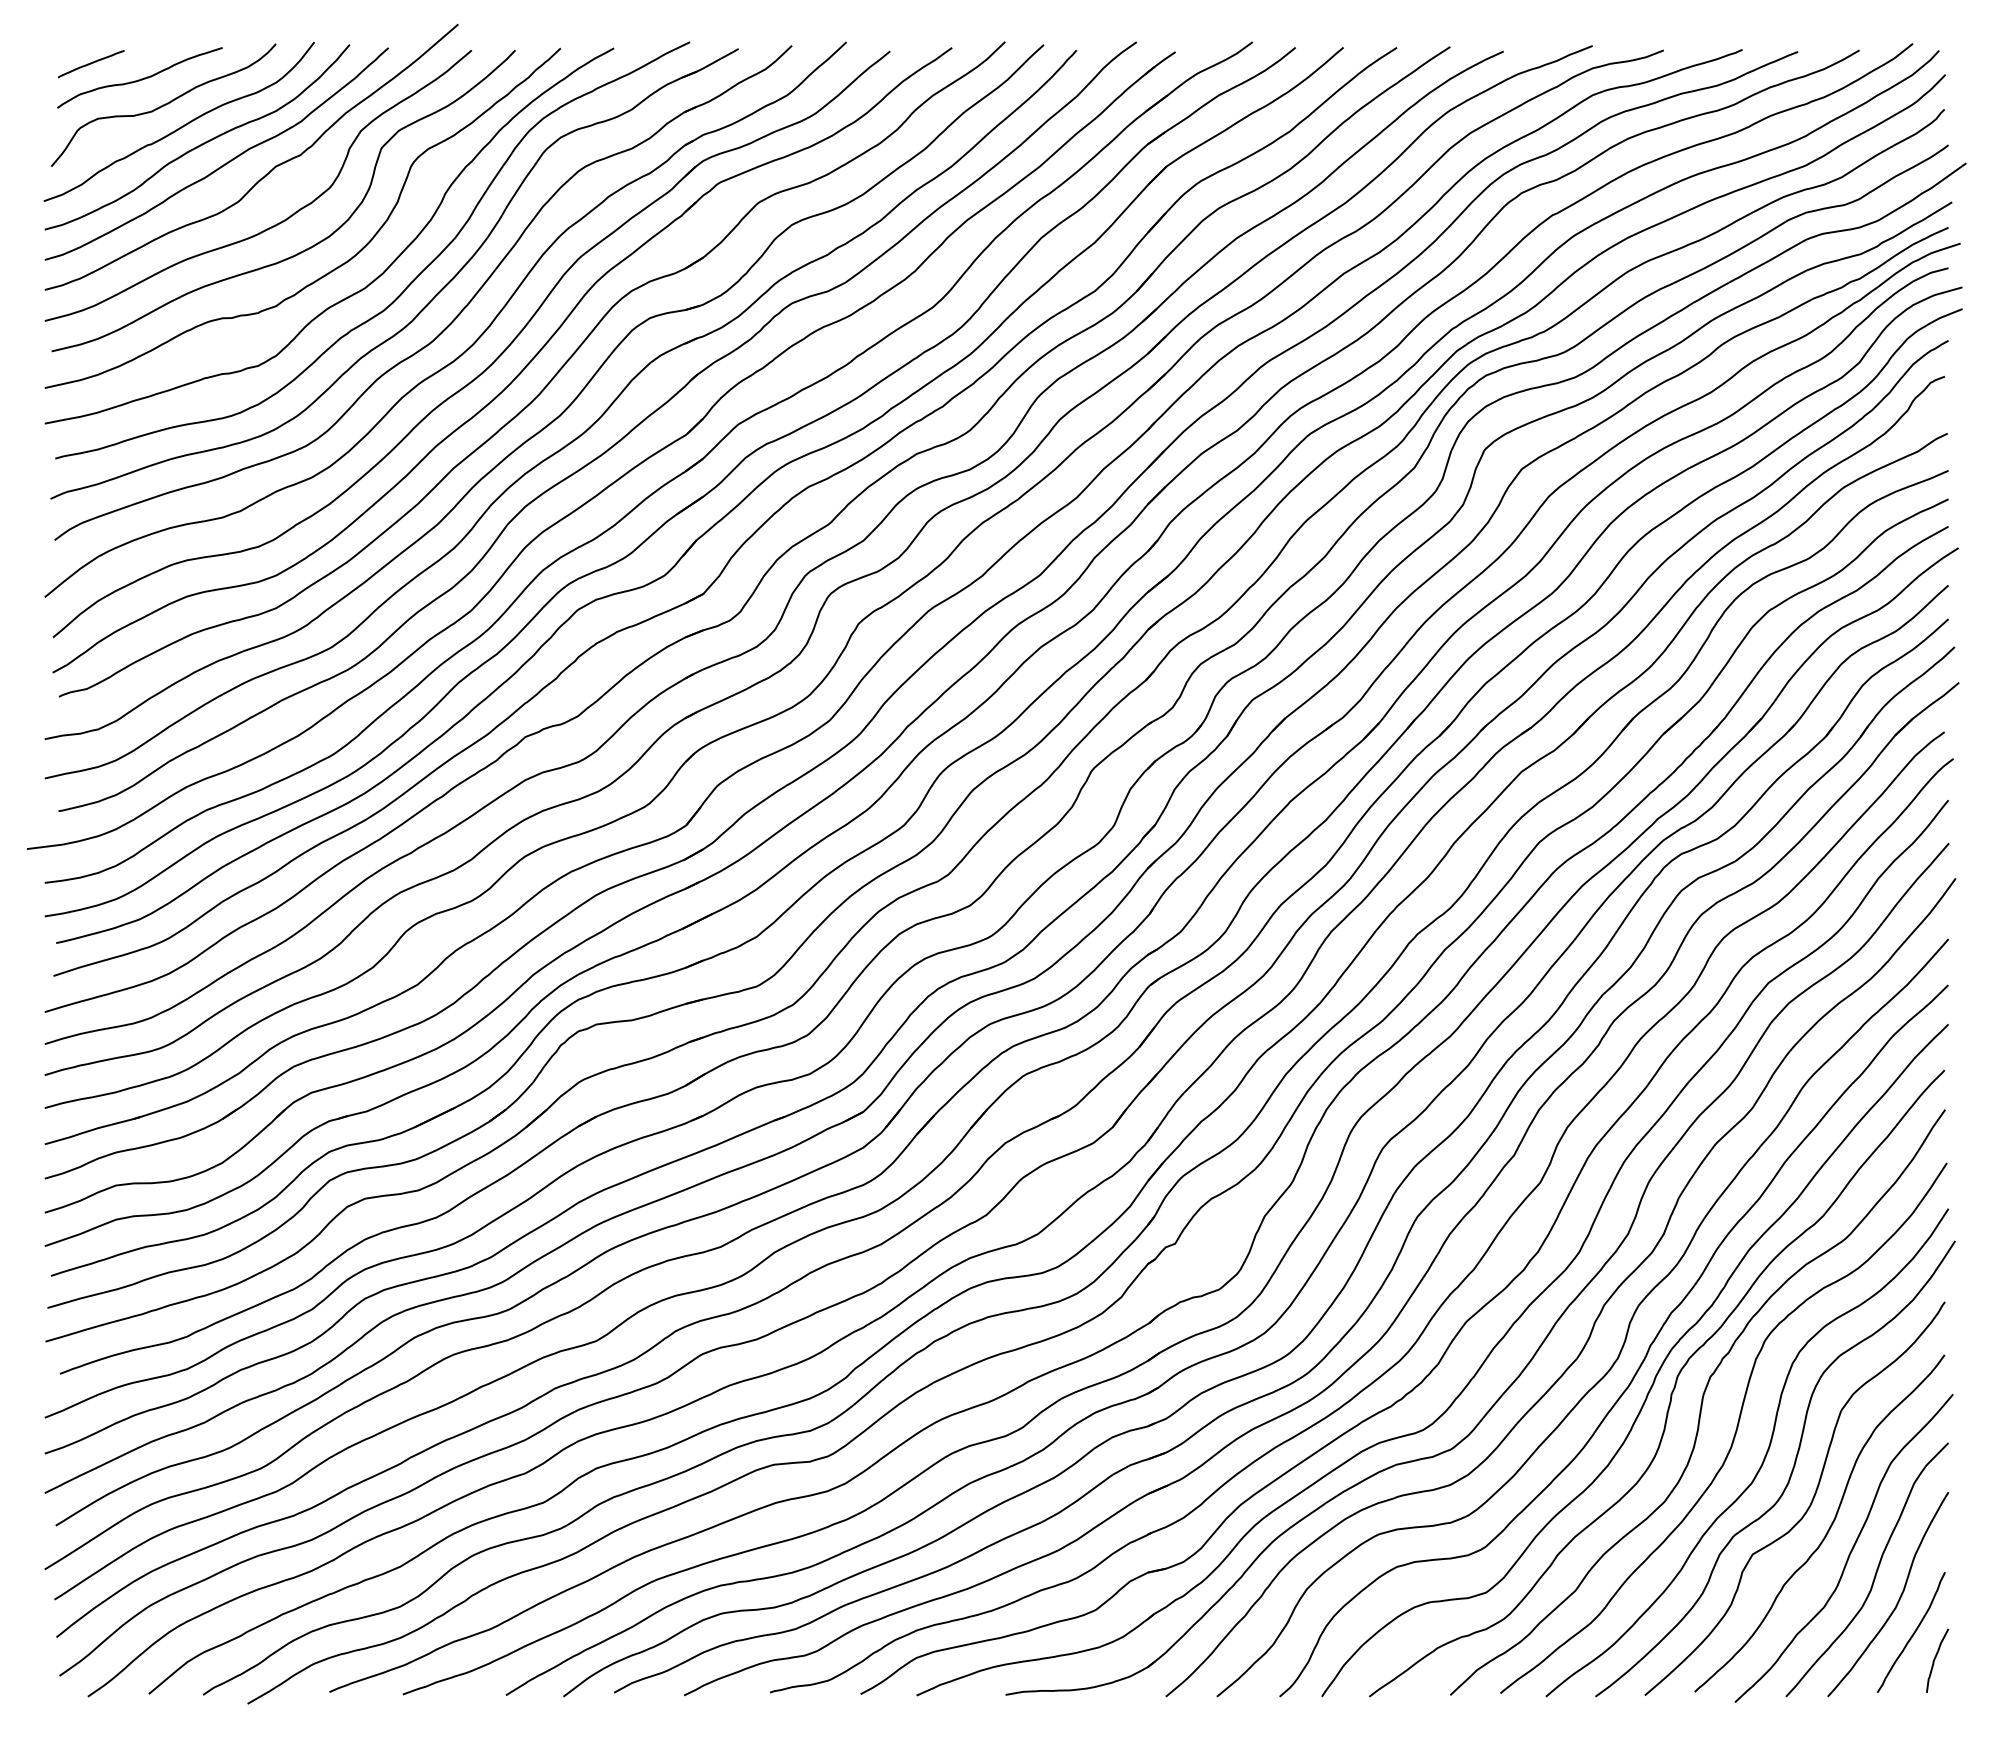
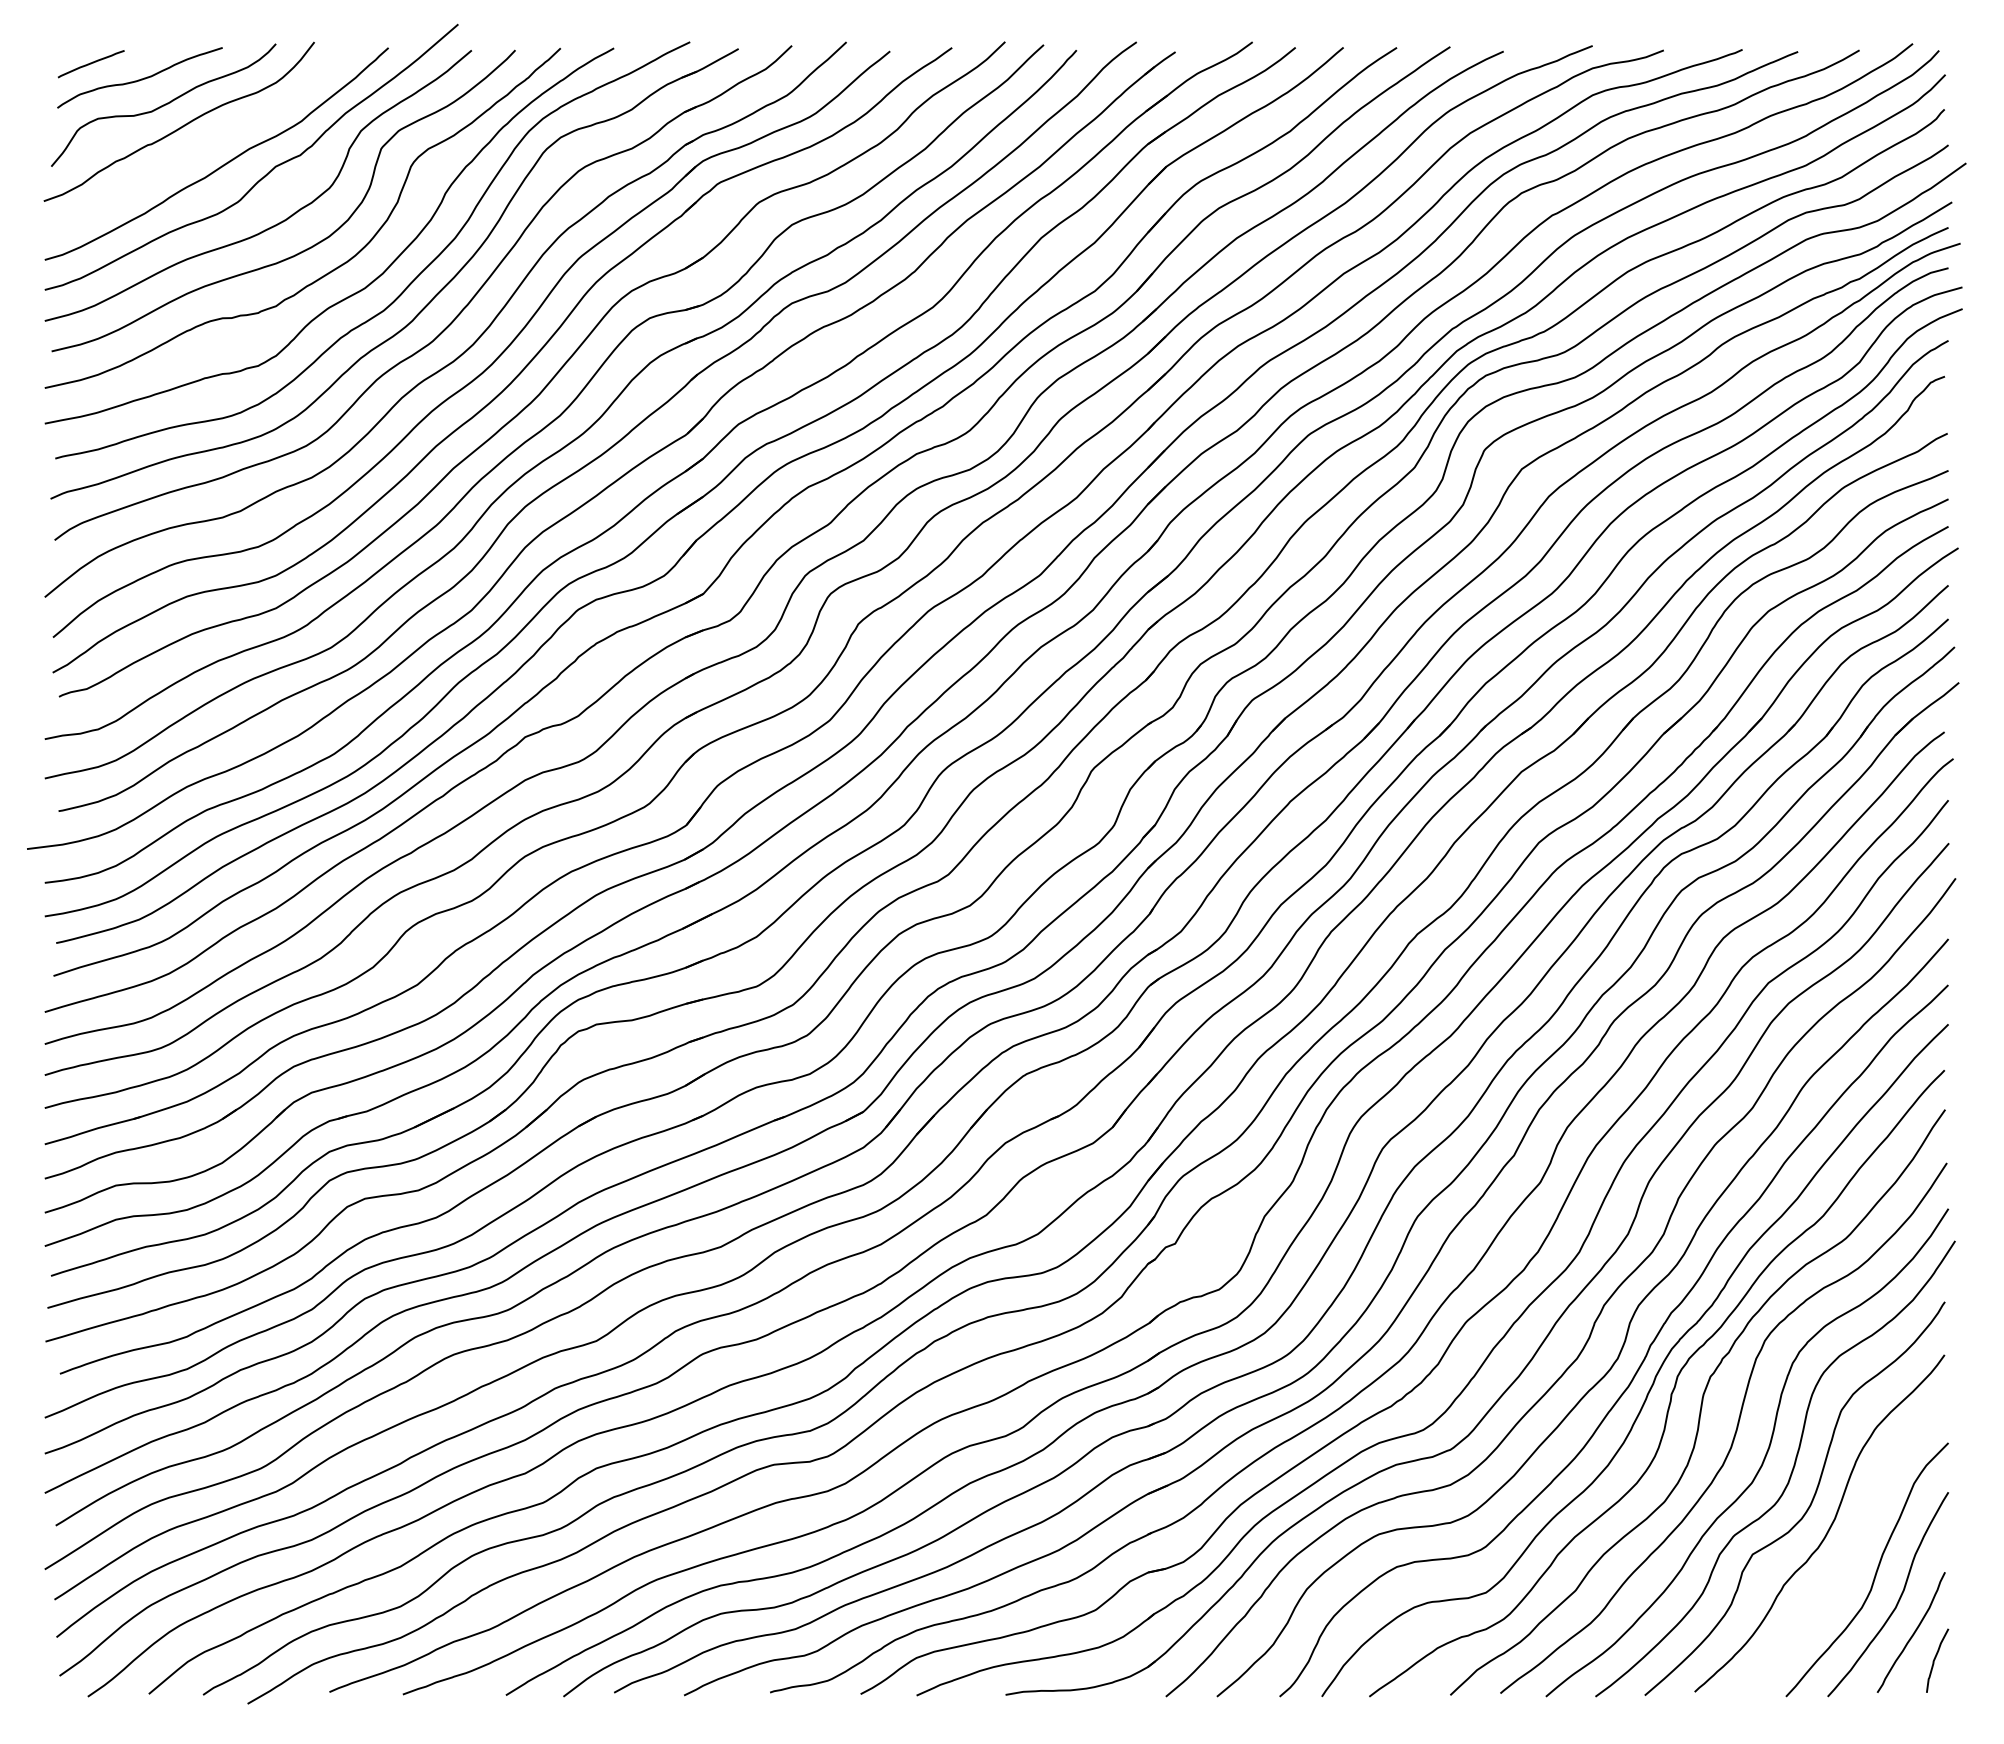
curve: present -> none (201, 143)
curve: present -> none (1849, 1552)
